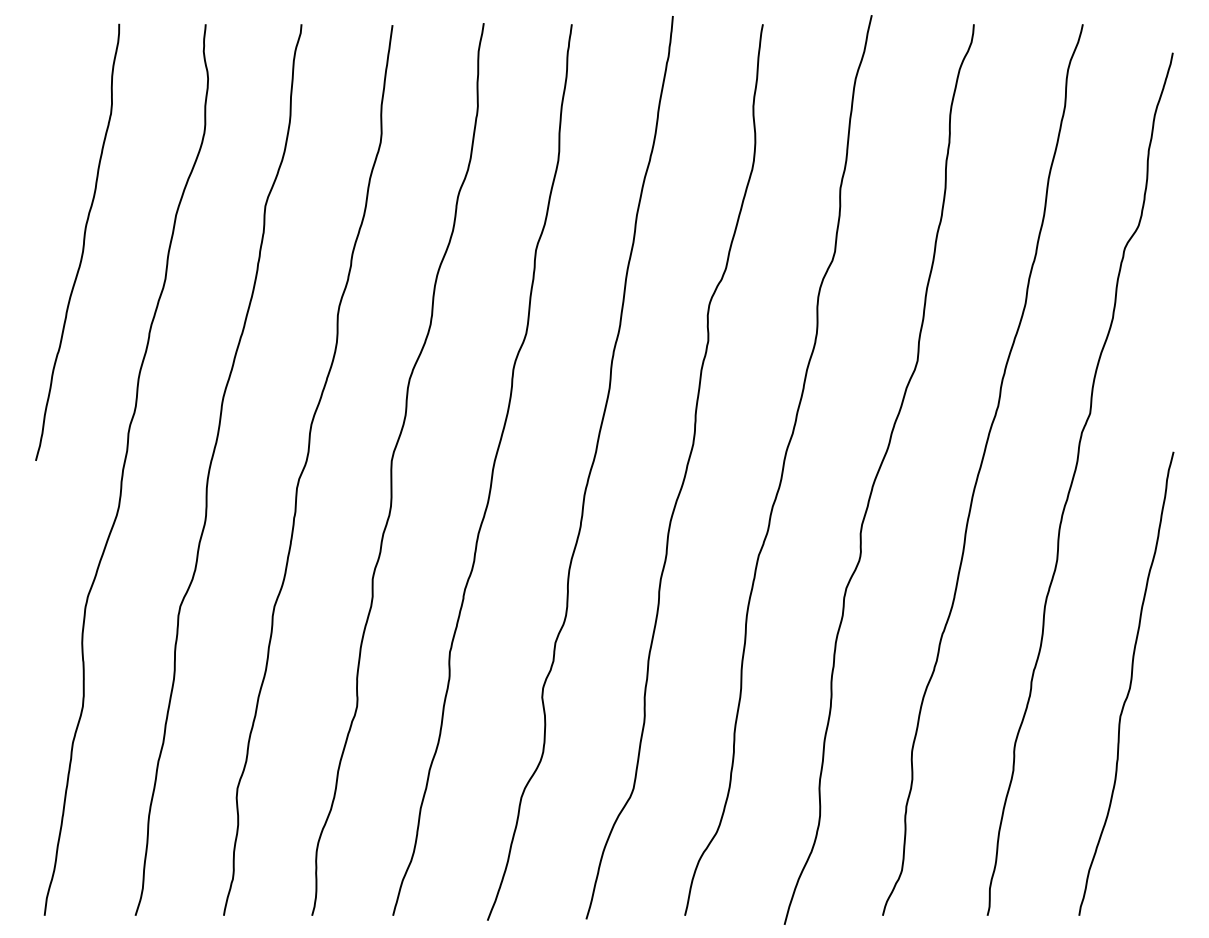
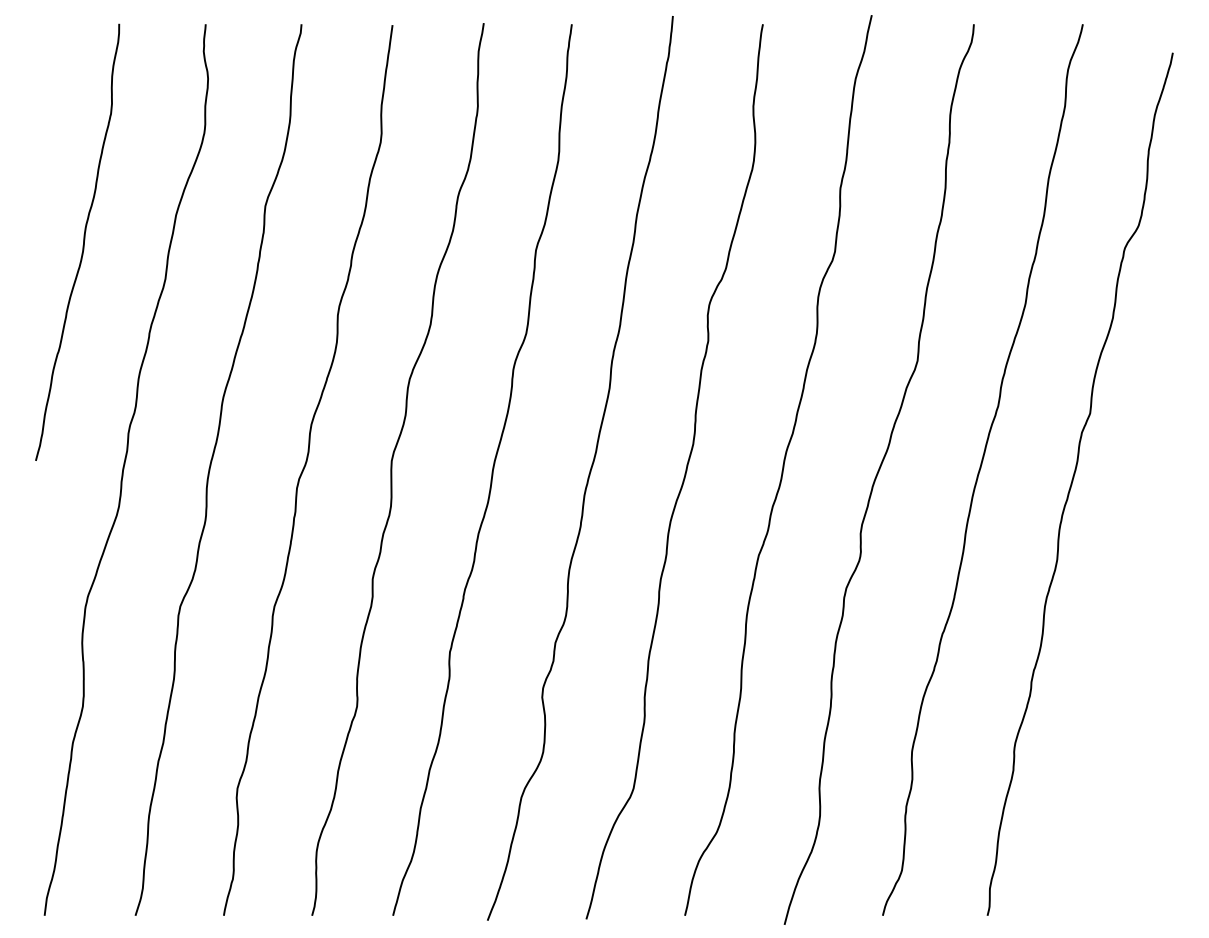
curve: present -> none (1129, 683)
